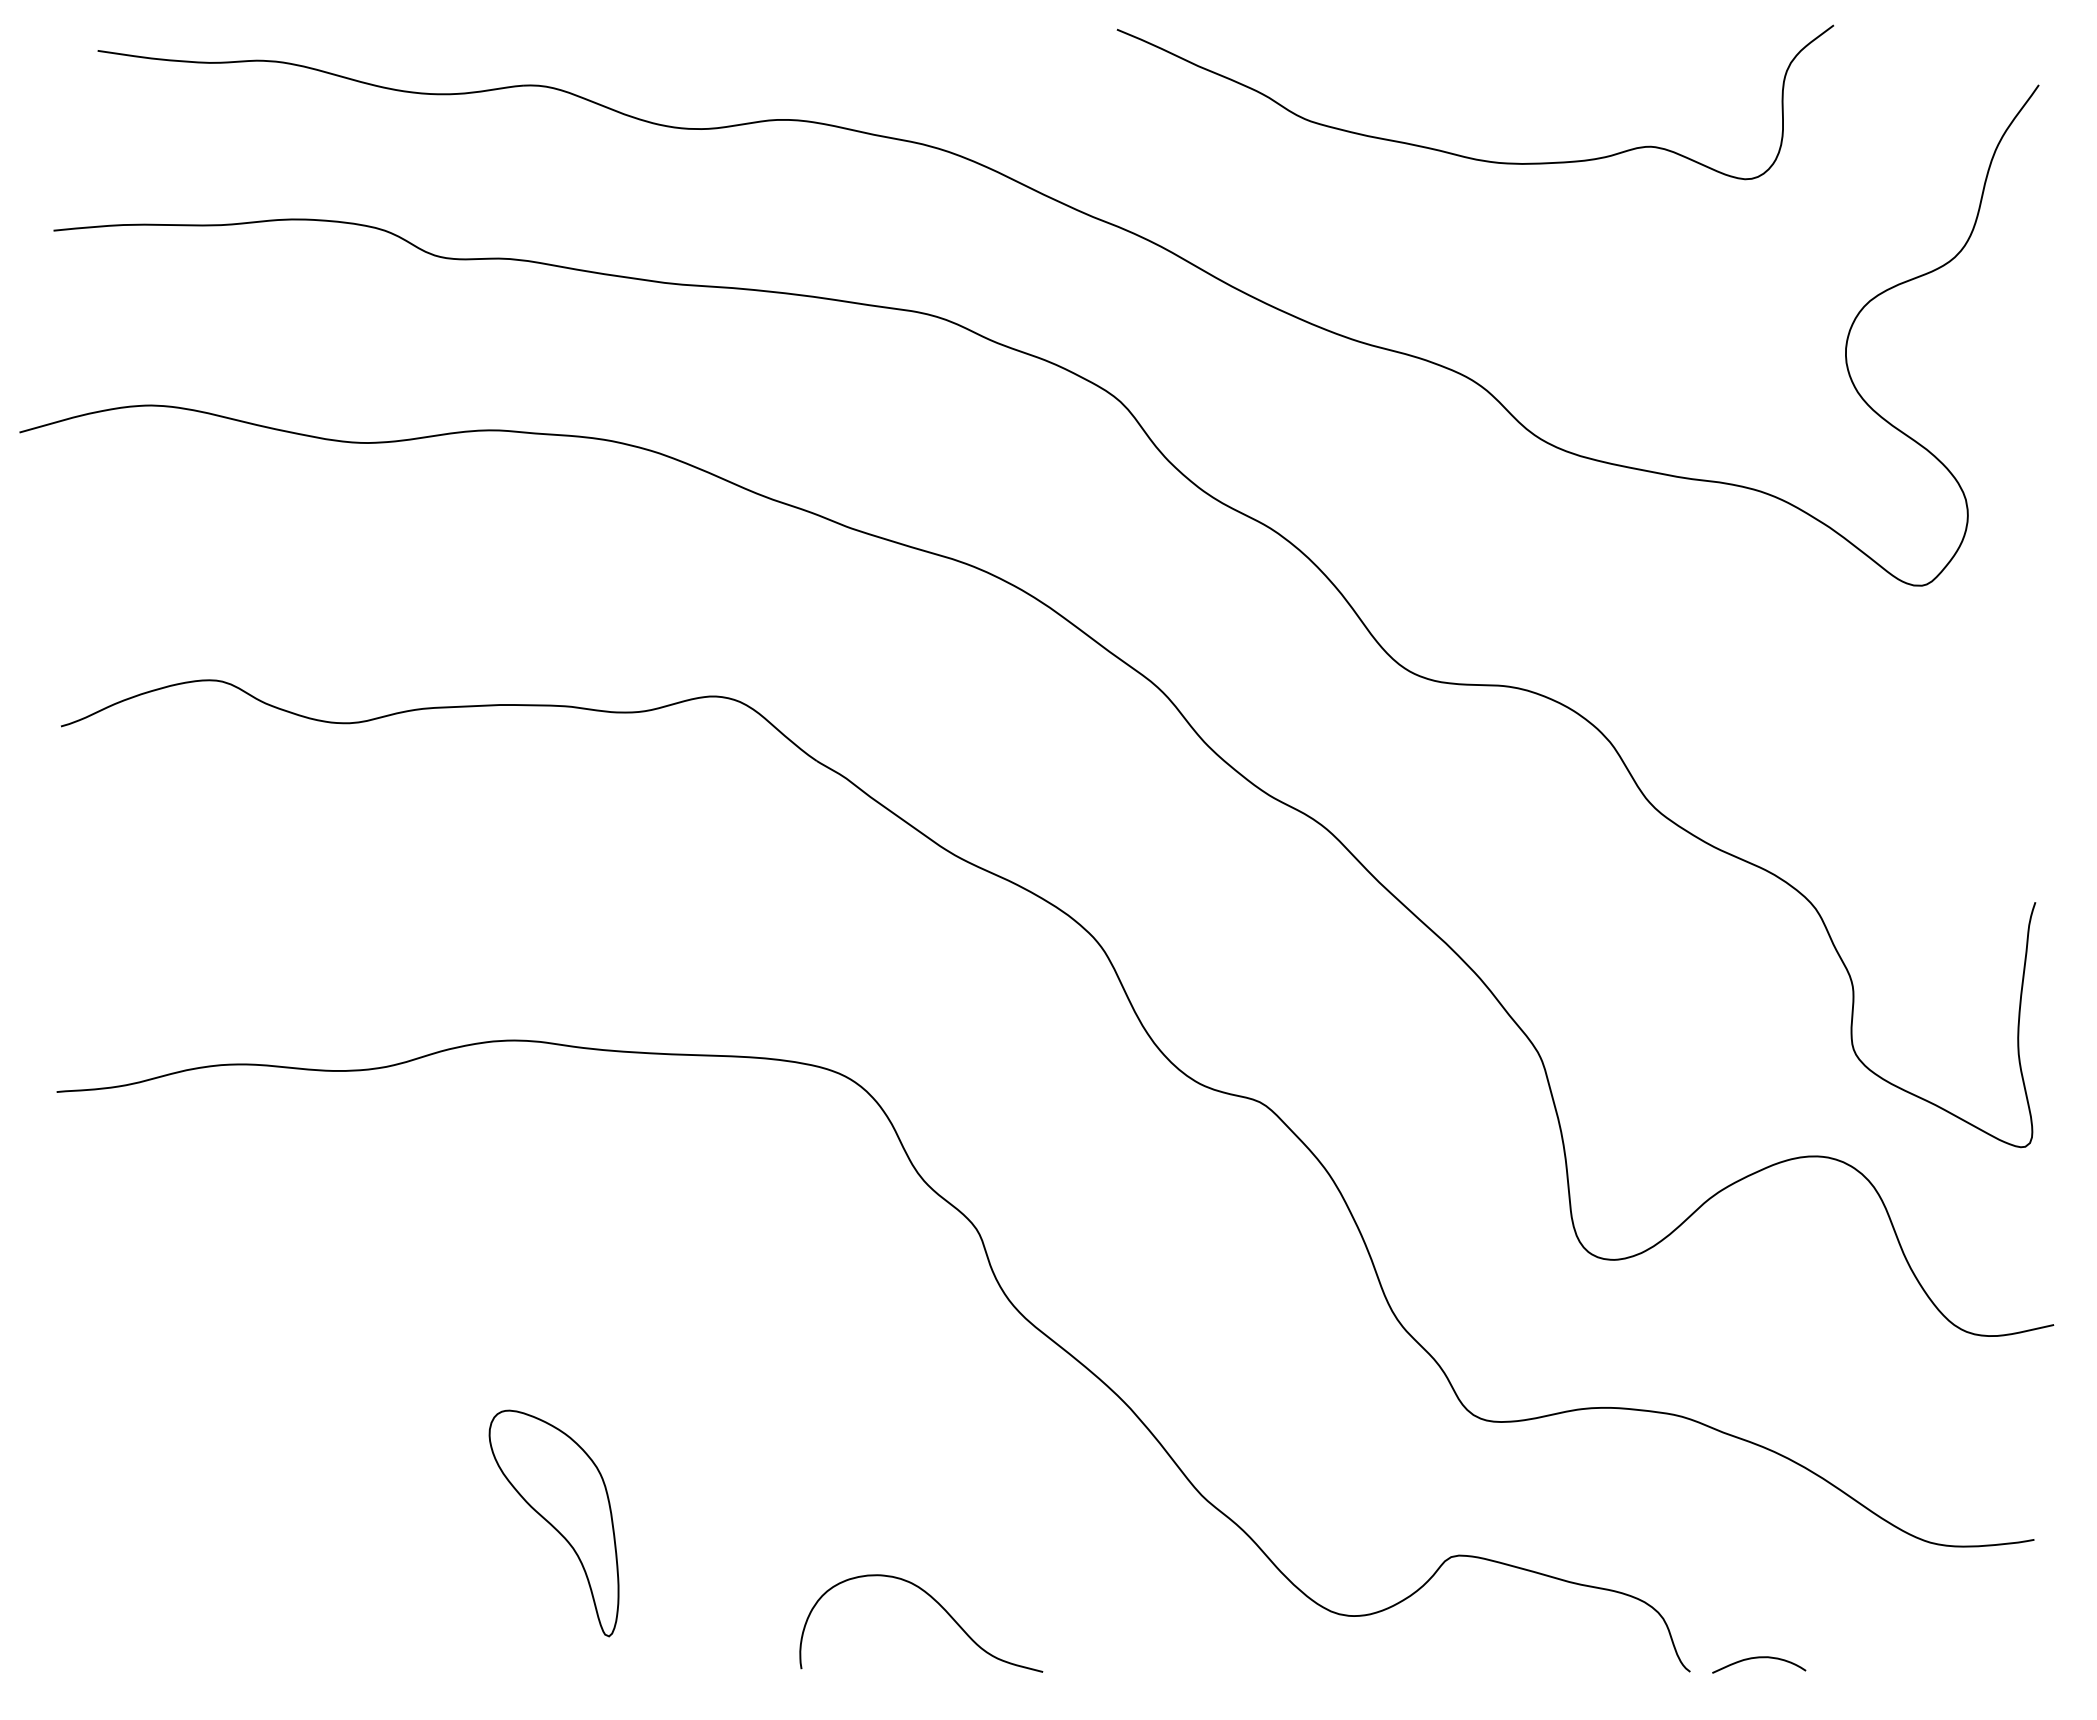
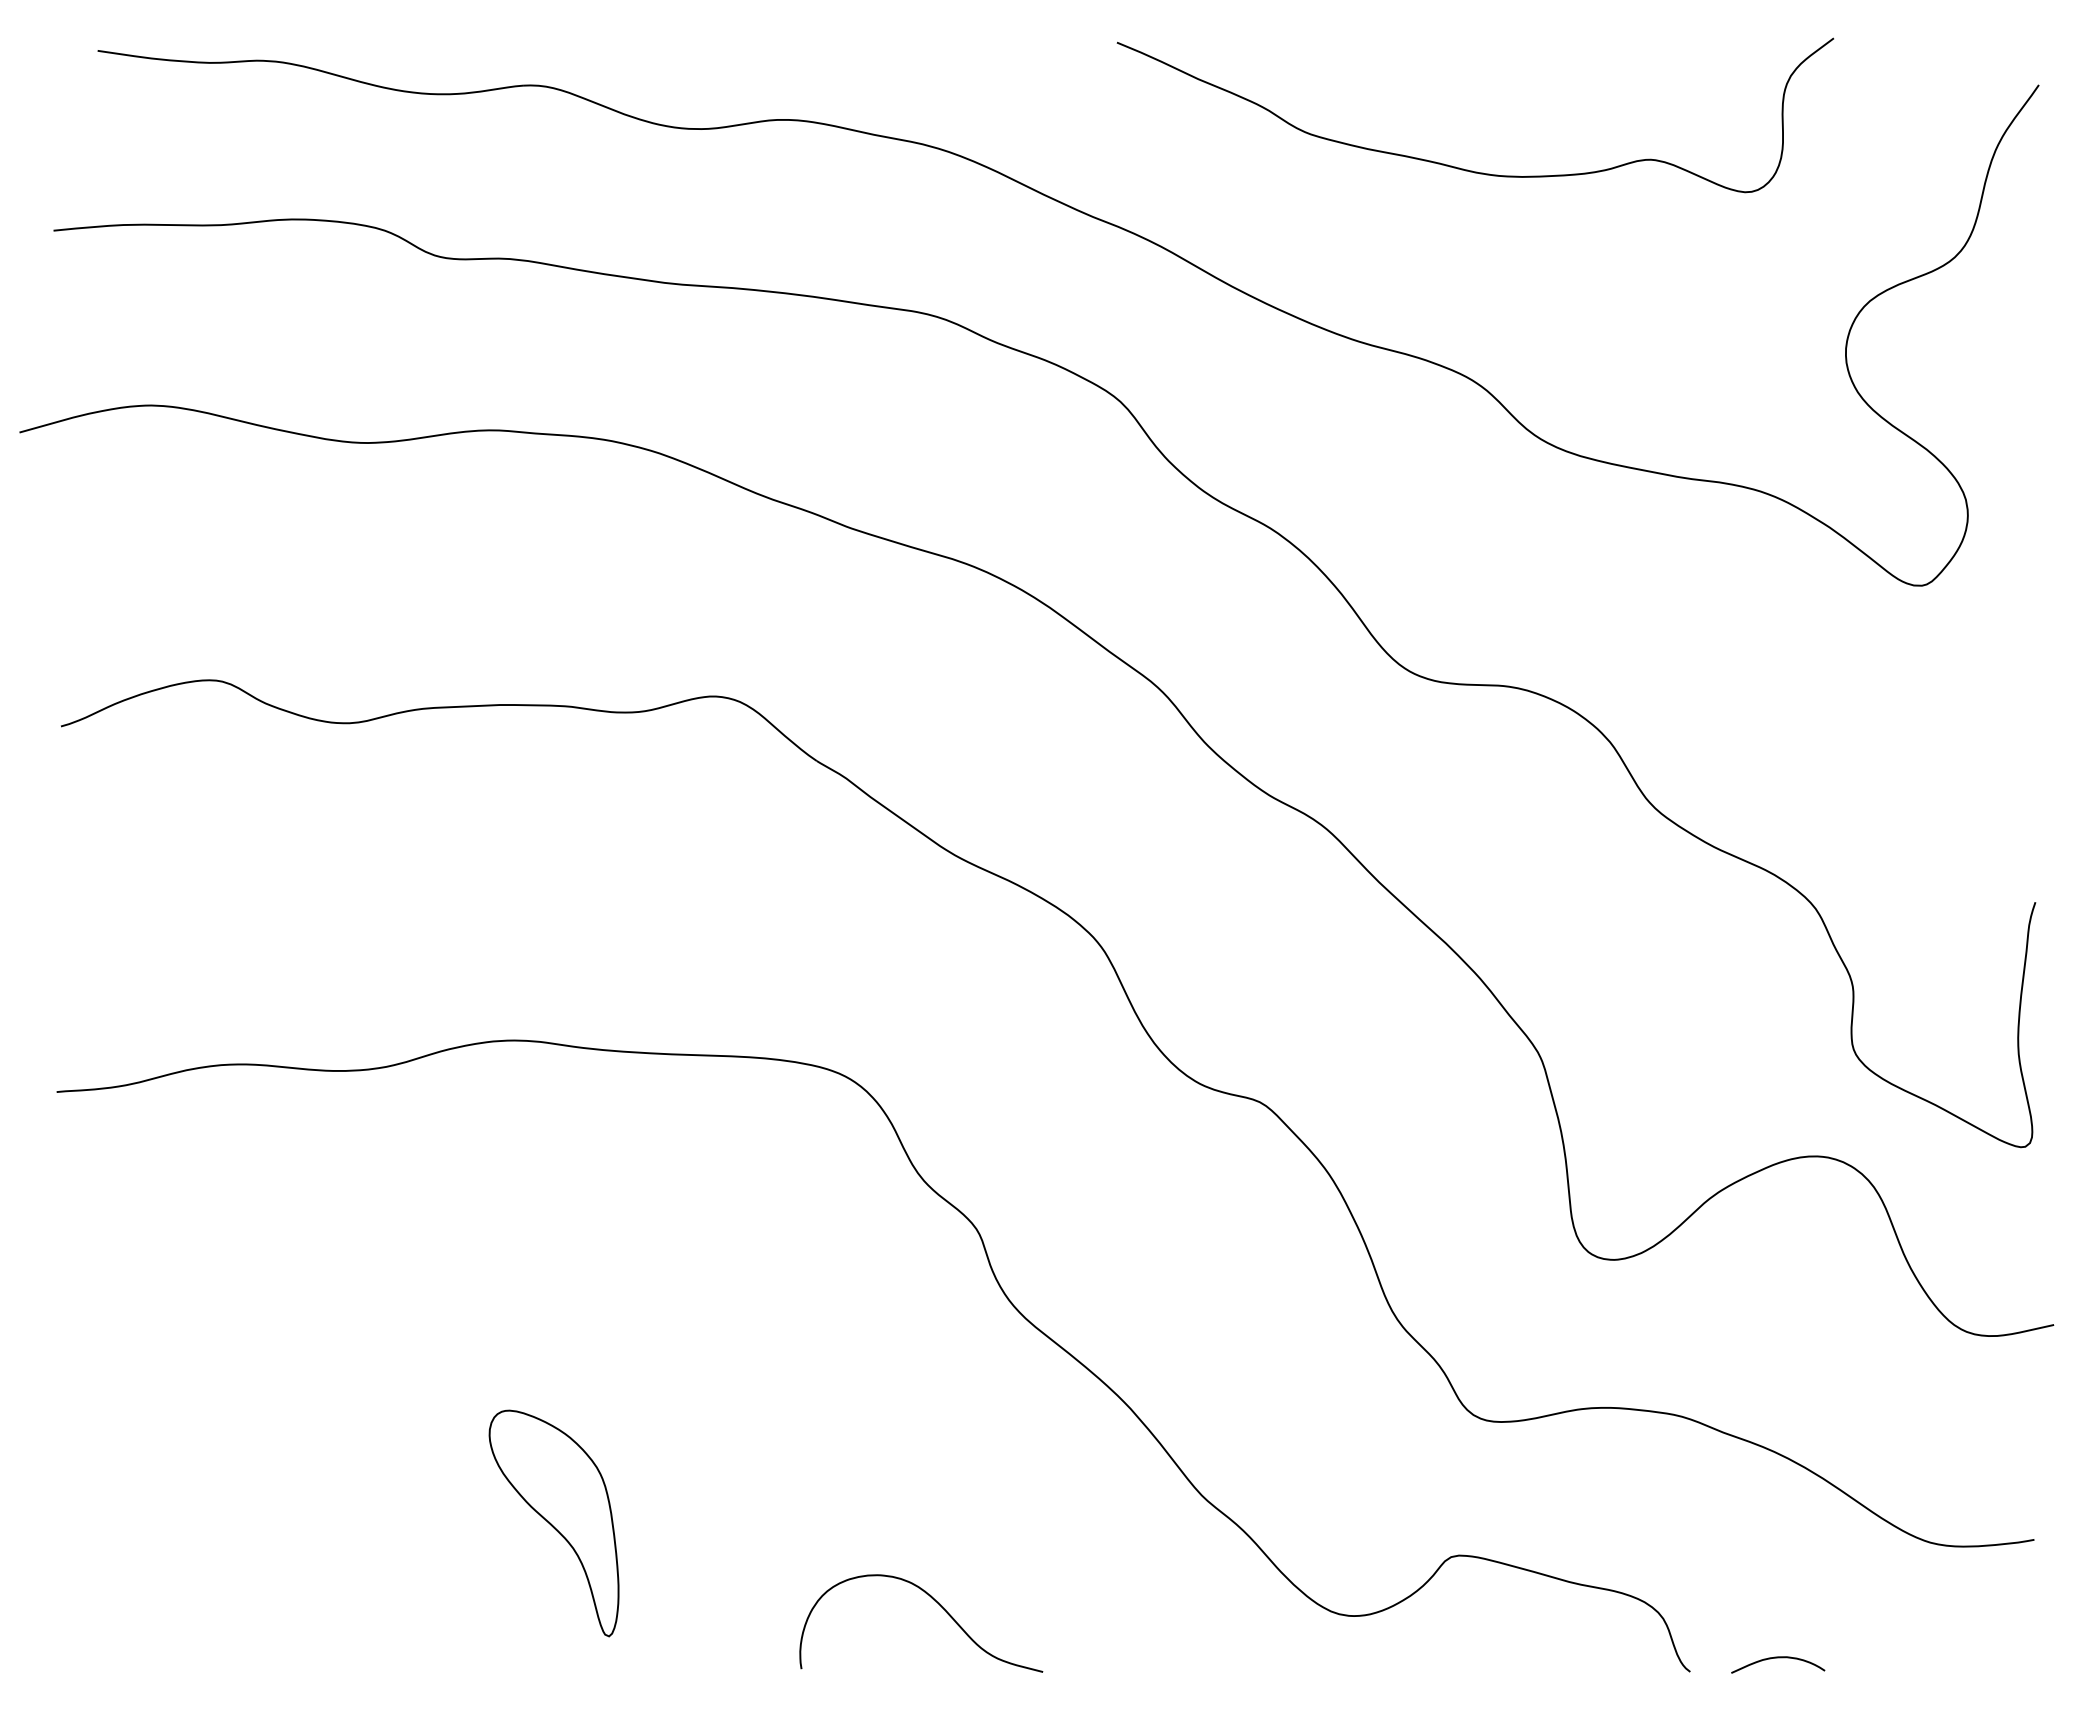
curve position: (1463, 155) -> (1463, 168) (1463, 168)
curve position: (1759, 1658) -> (1778, 1658) (1778, 1658)
